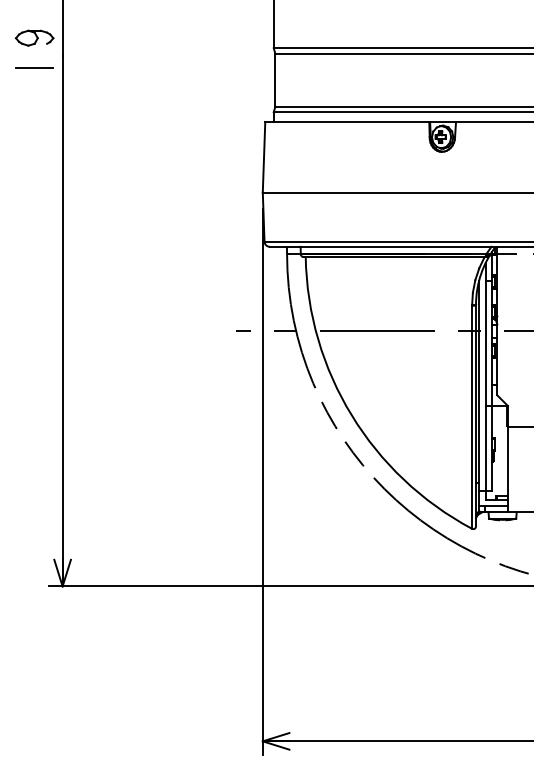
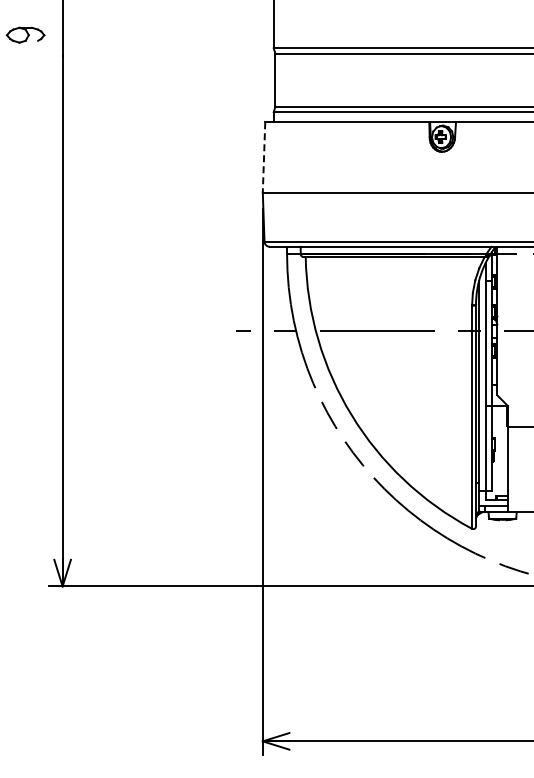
part position: (34, 37) -> (25, 34) (25, 34)
line: present -> none (34, 68)
line: solid -> dashed (264, 157)
